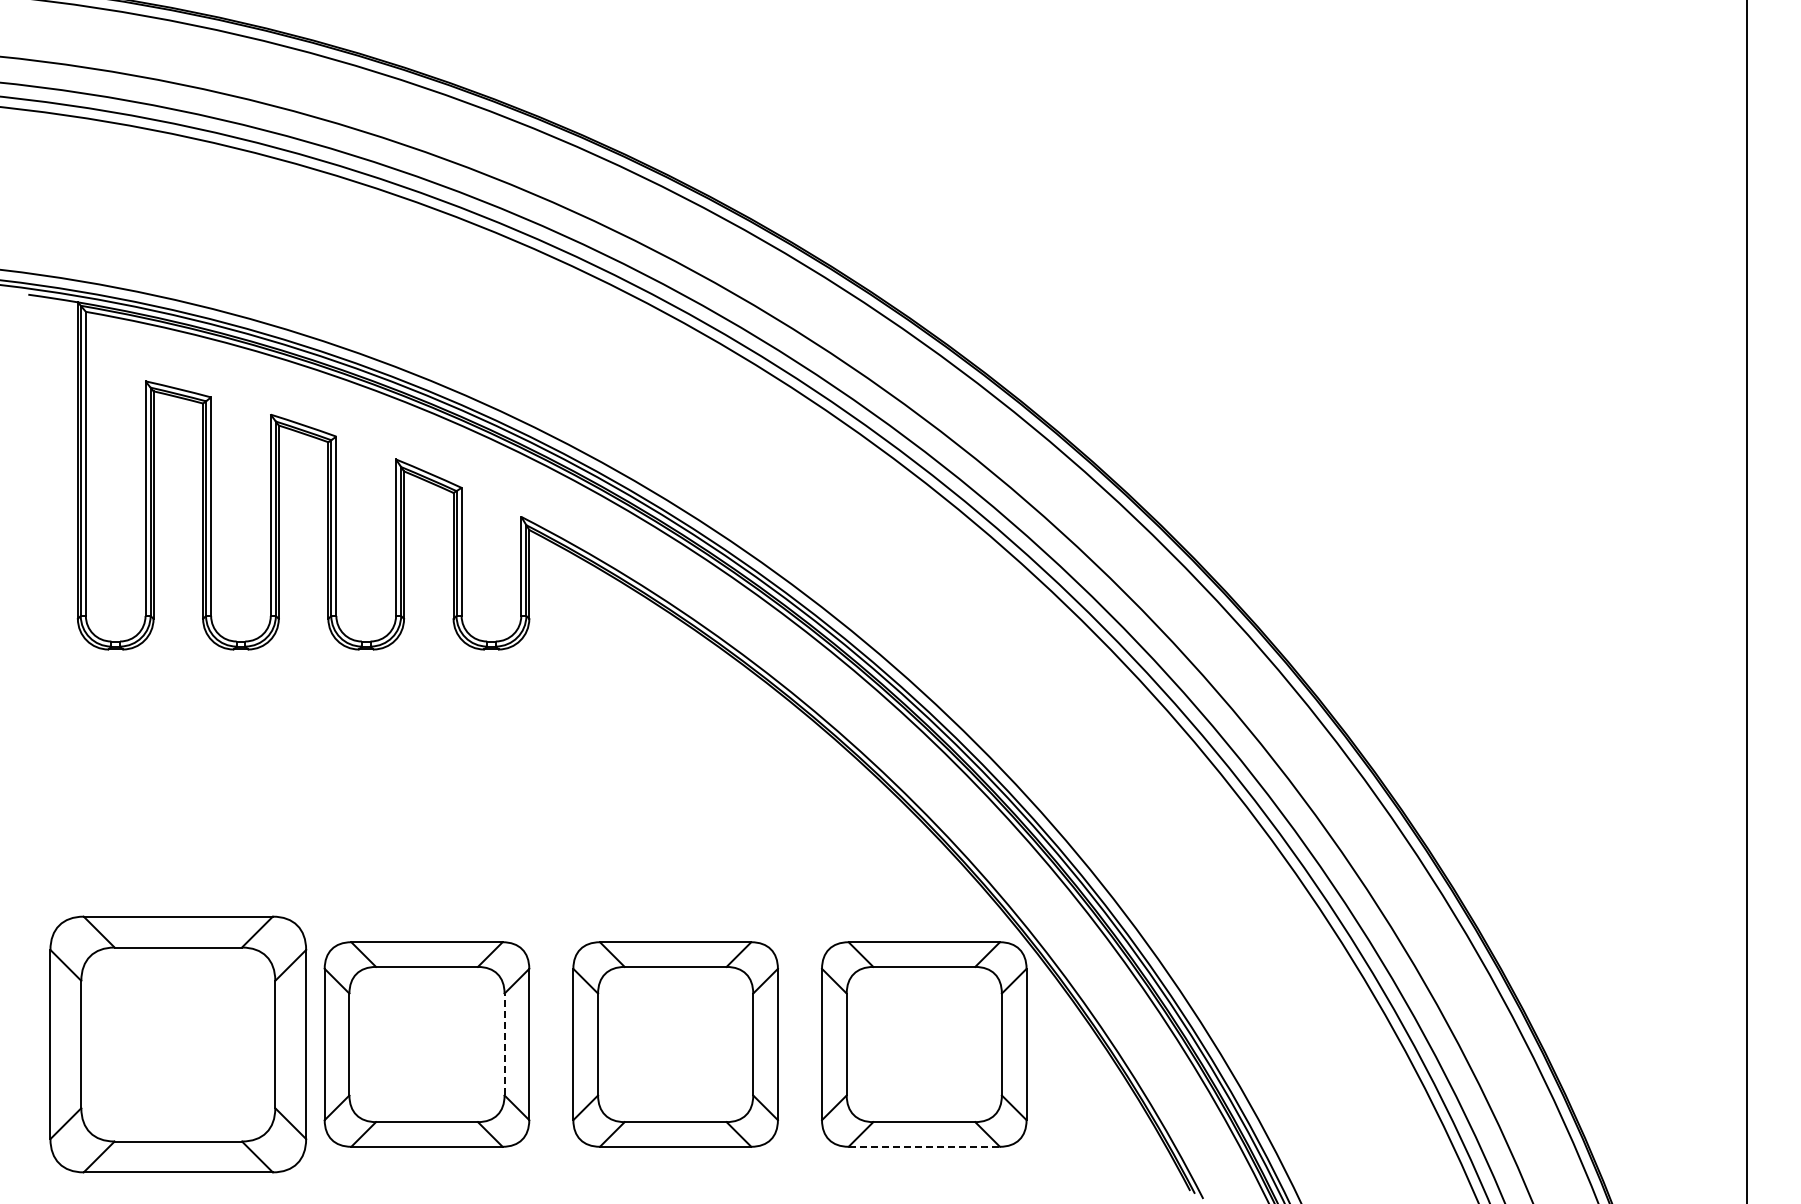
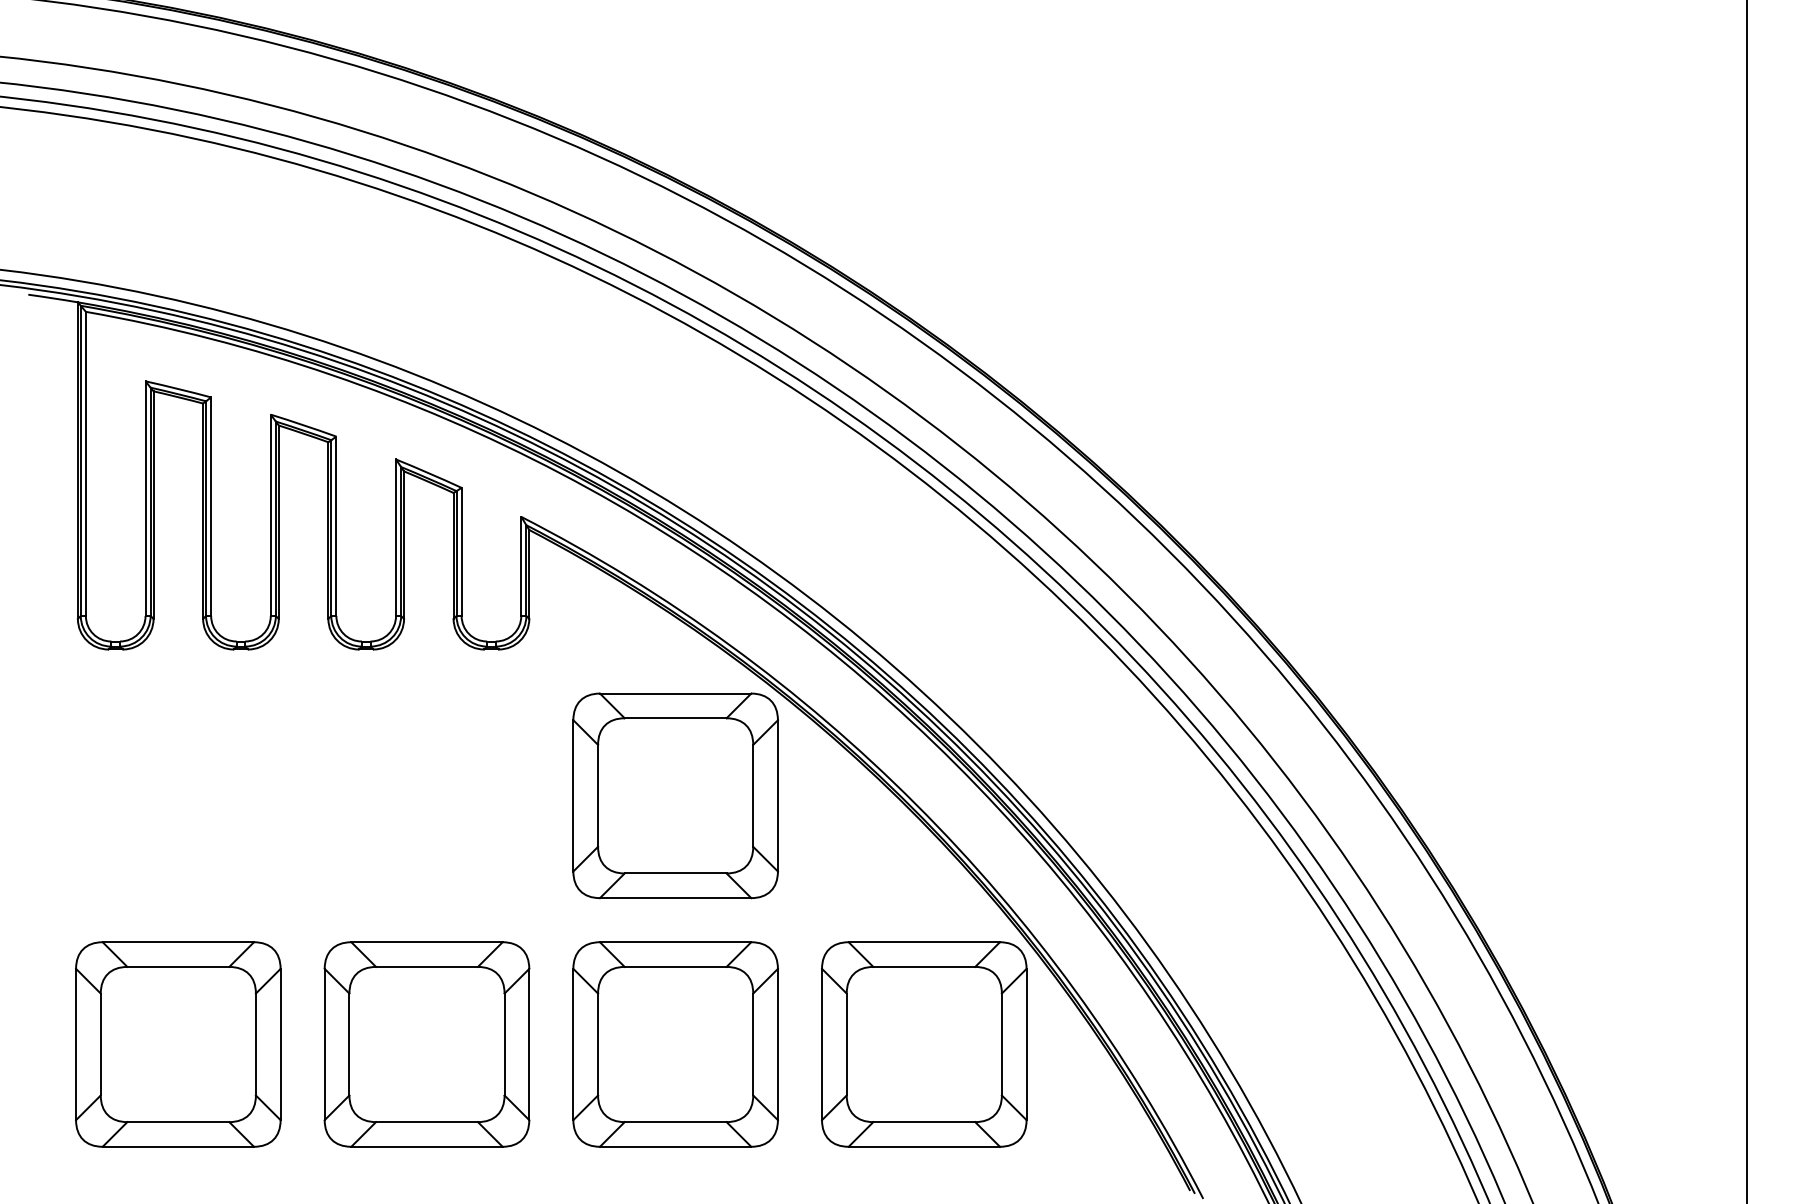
part: none -> present (675, 795)
part size: 259x259 px -> 207x207 px (178, 1044)
line: dashed -> solid (504, 1044)
line: dashed -> solid (924, 1146)
